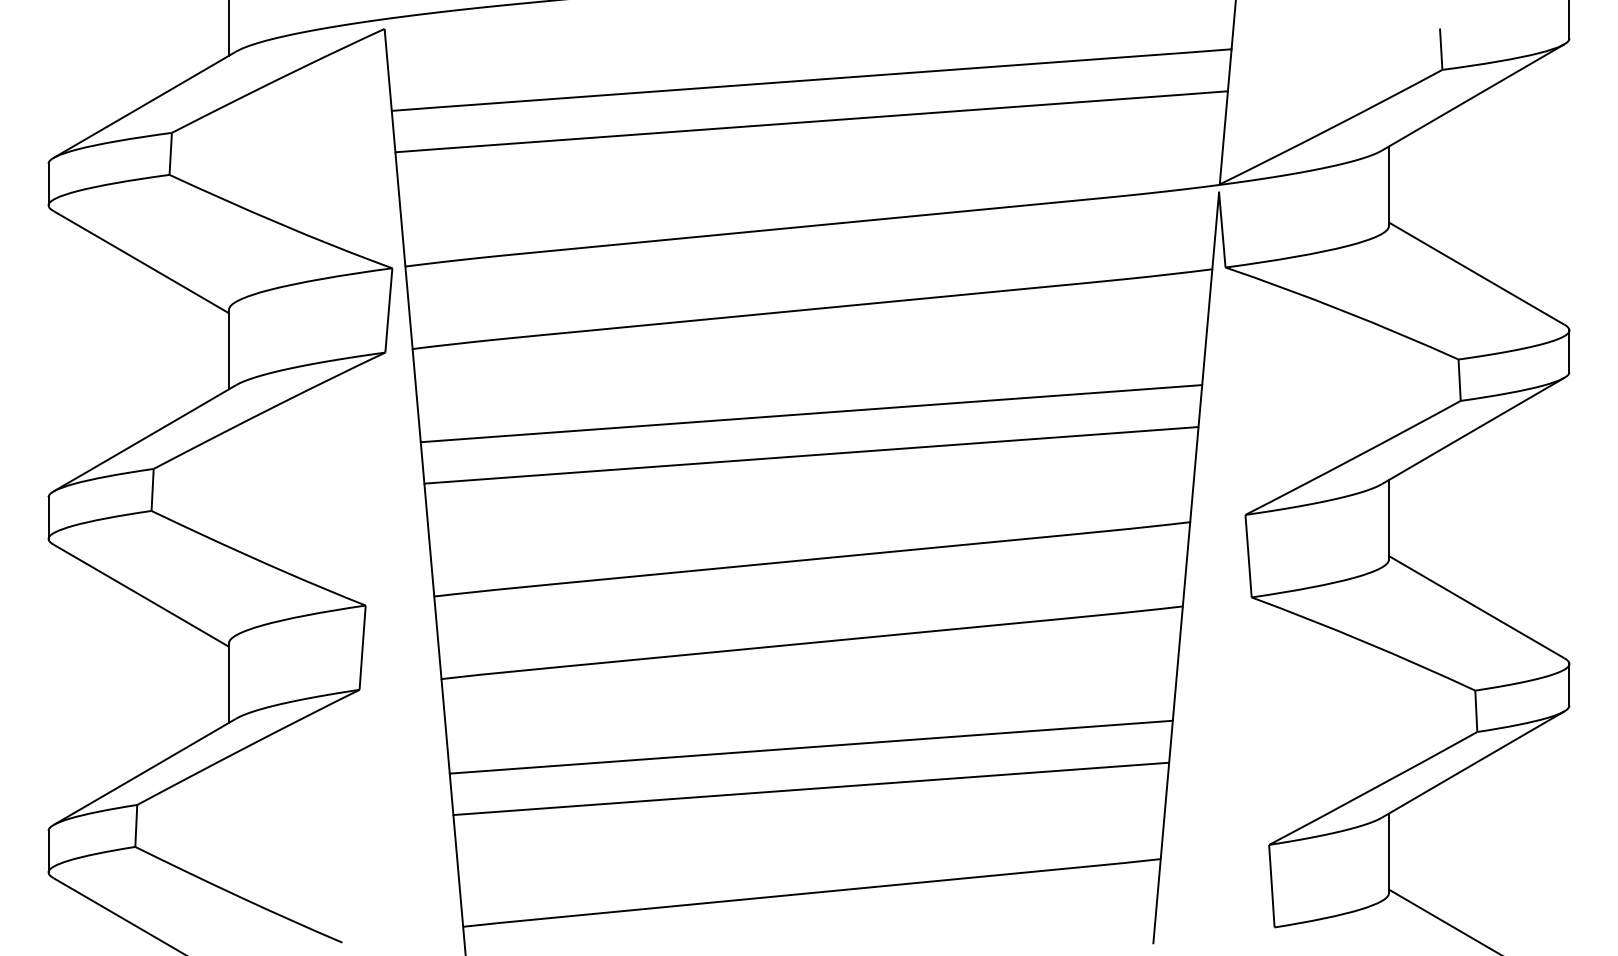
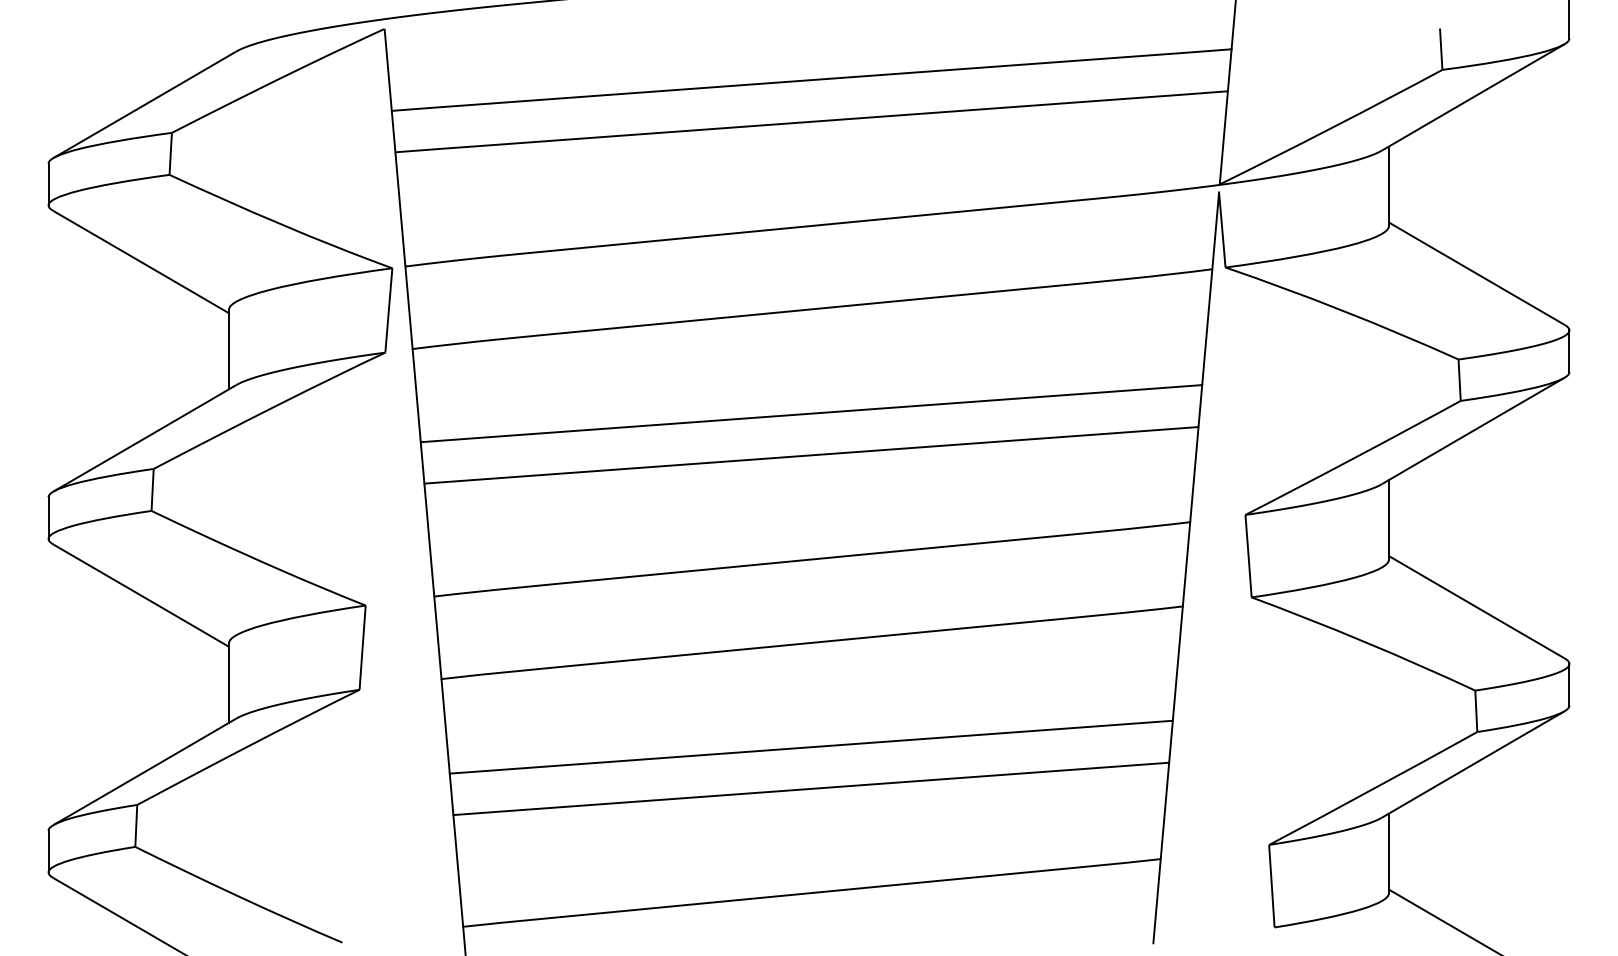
line: present -> none (229, 28)
